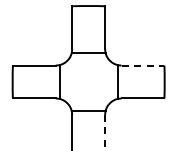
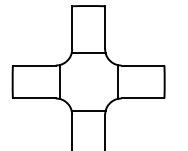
line: dashed -> solid (143, 65)
line: dashed -> solid (105, 132)
